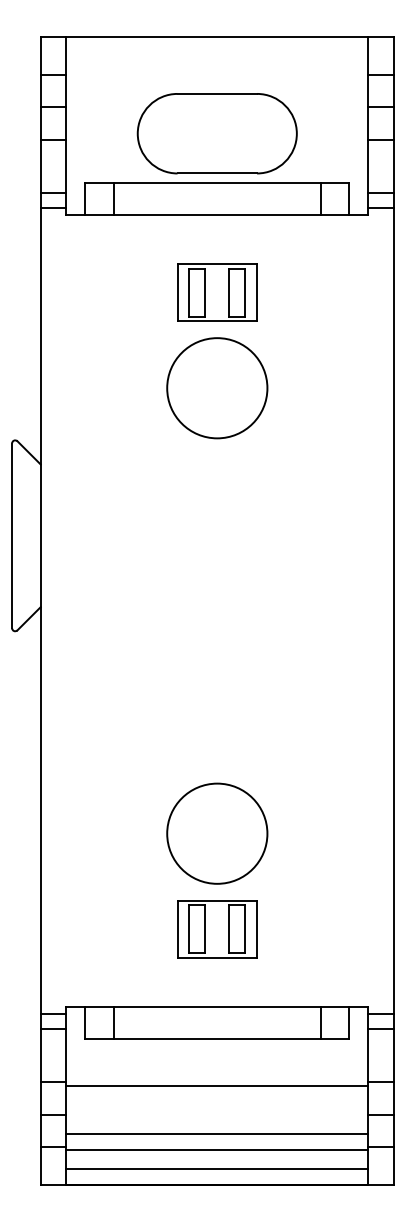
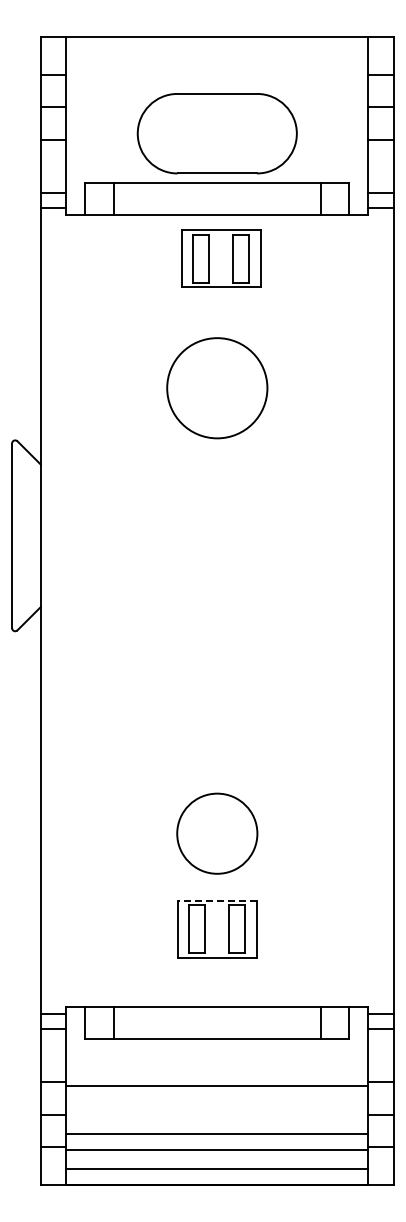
part position: (217, 292) -> (221, 258) (221, 258)
circle diameter: 100 px -> 80 px (217, 833)
line: solid -> dashed (217, 900)
